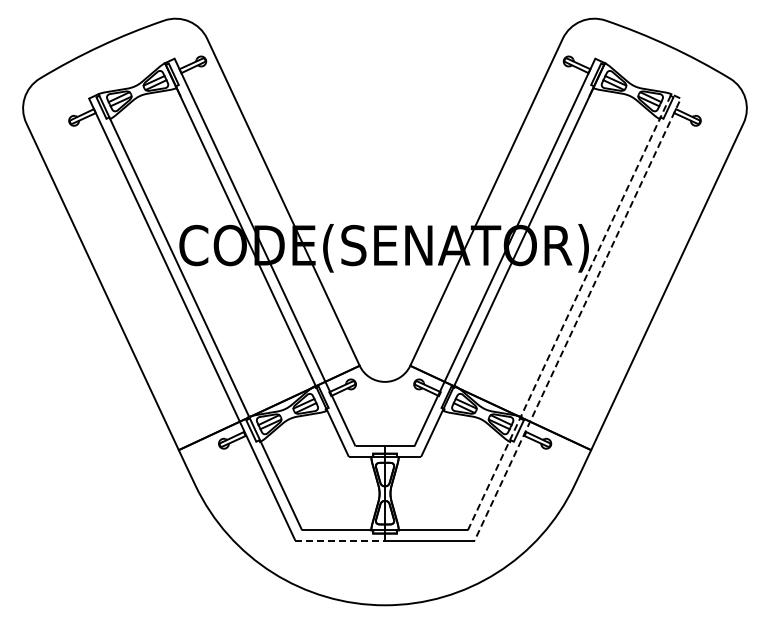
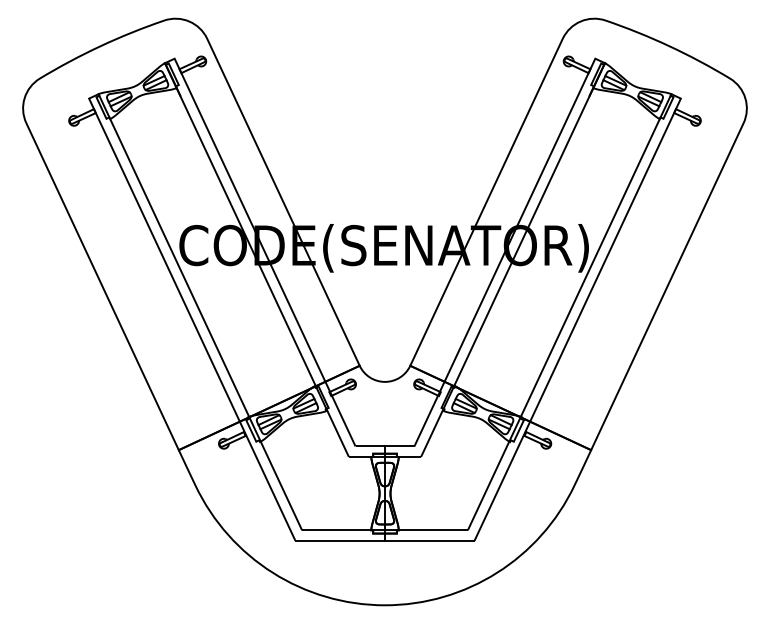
line: dashed -> solid (679, 97)
line: dashed -> solid (340, 540)
